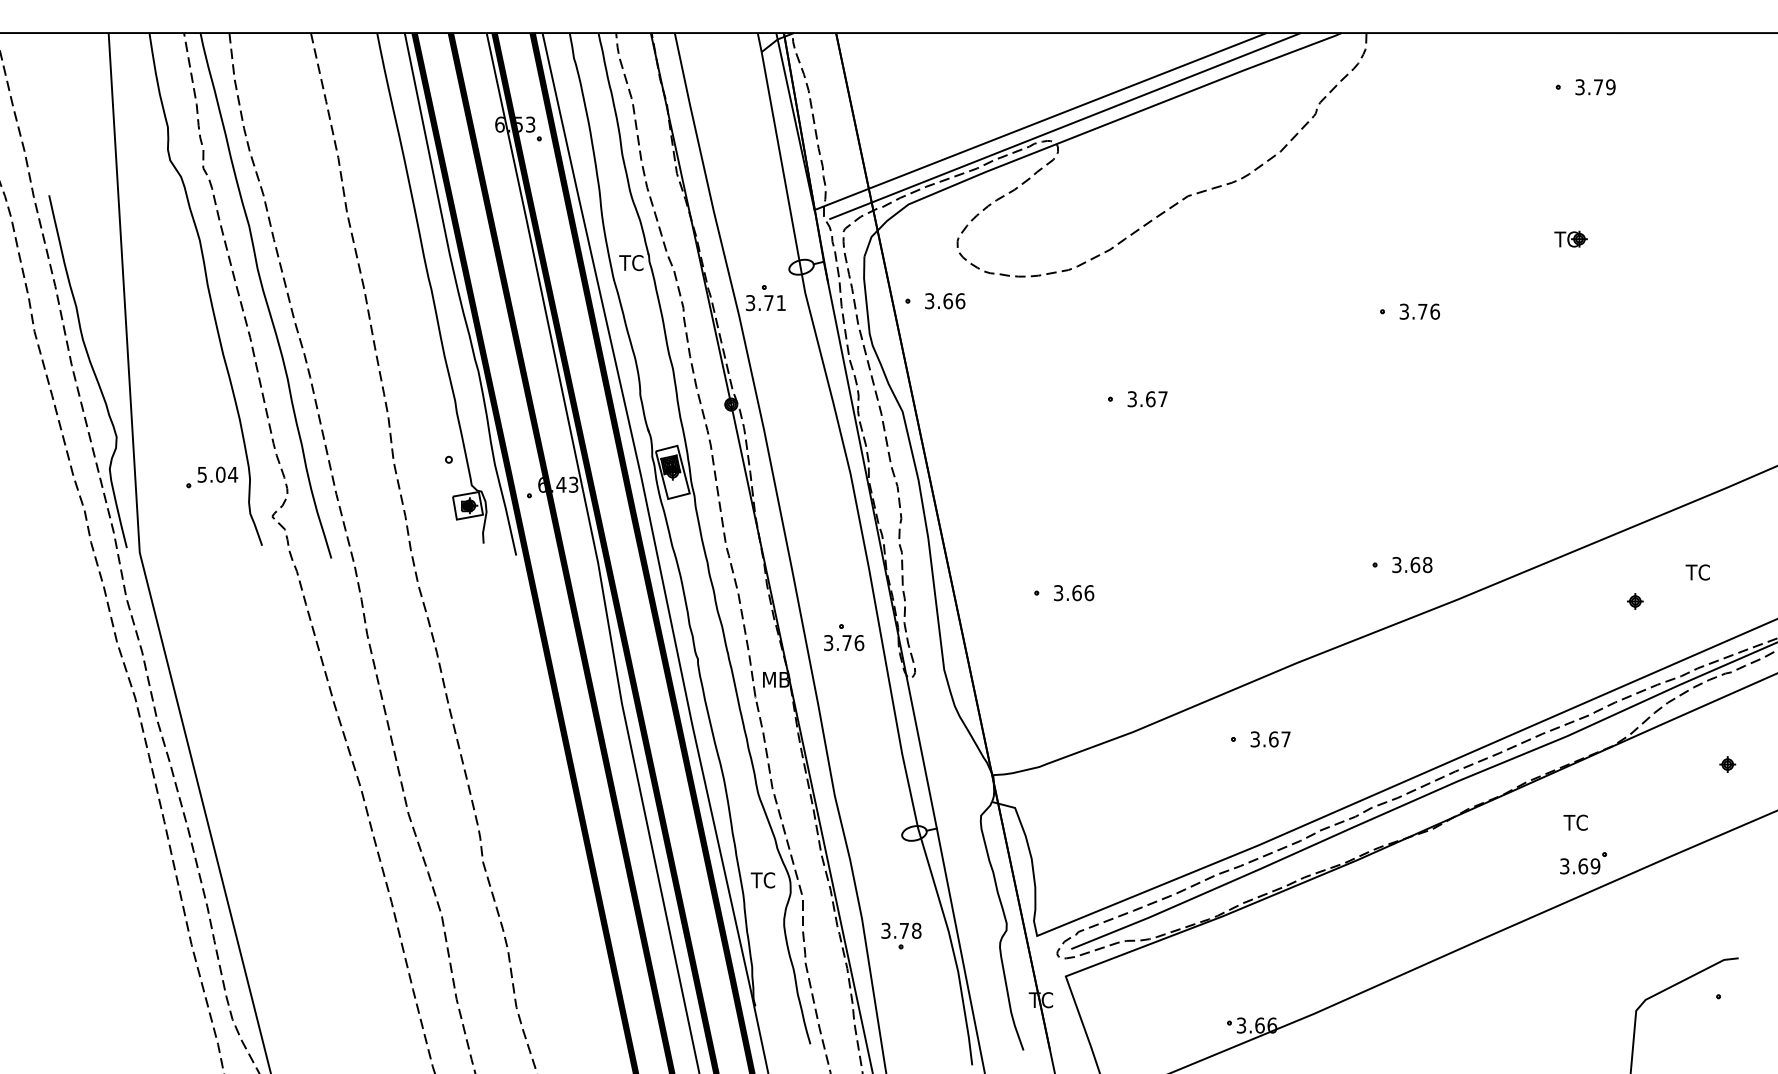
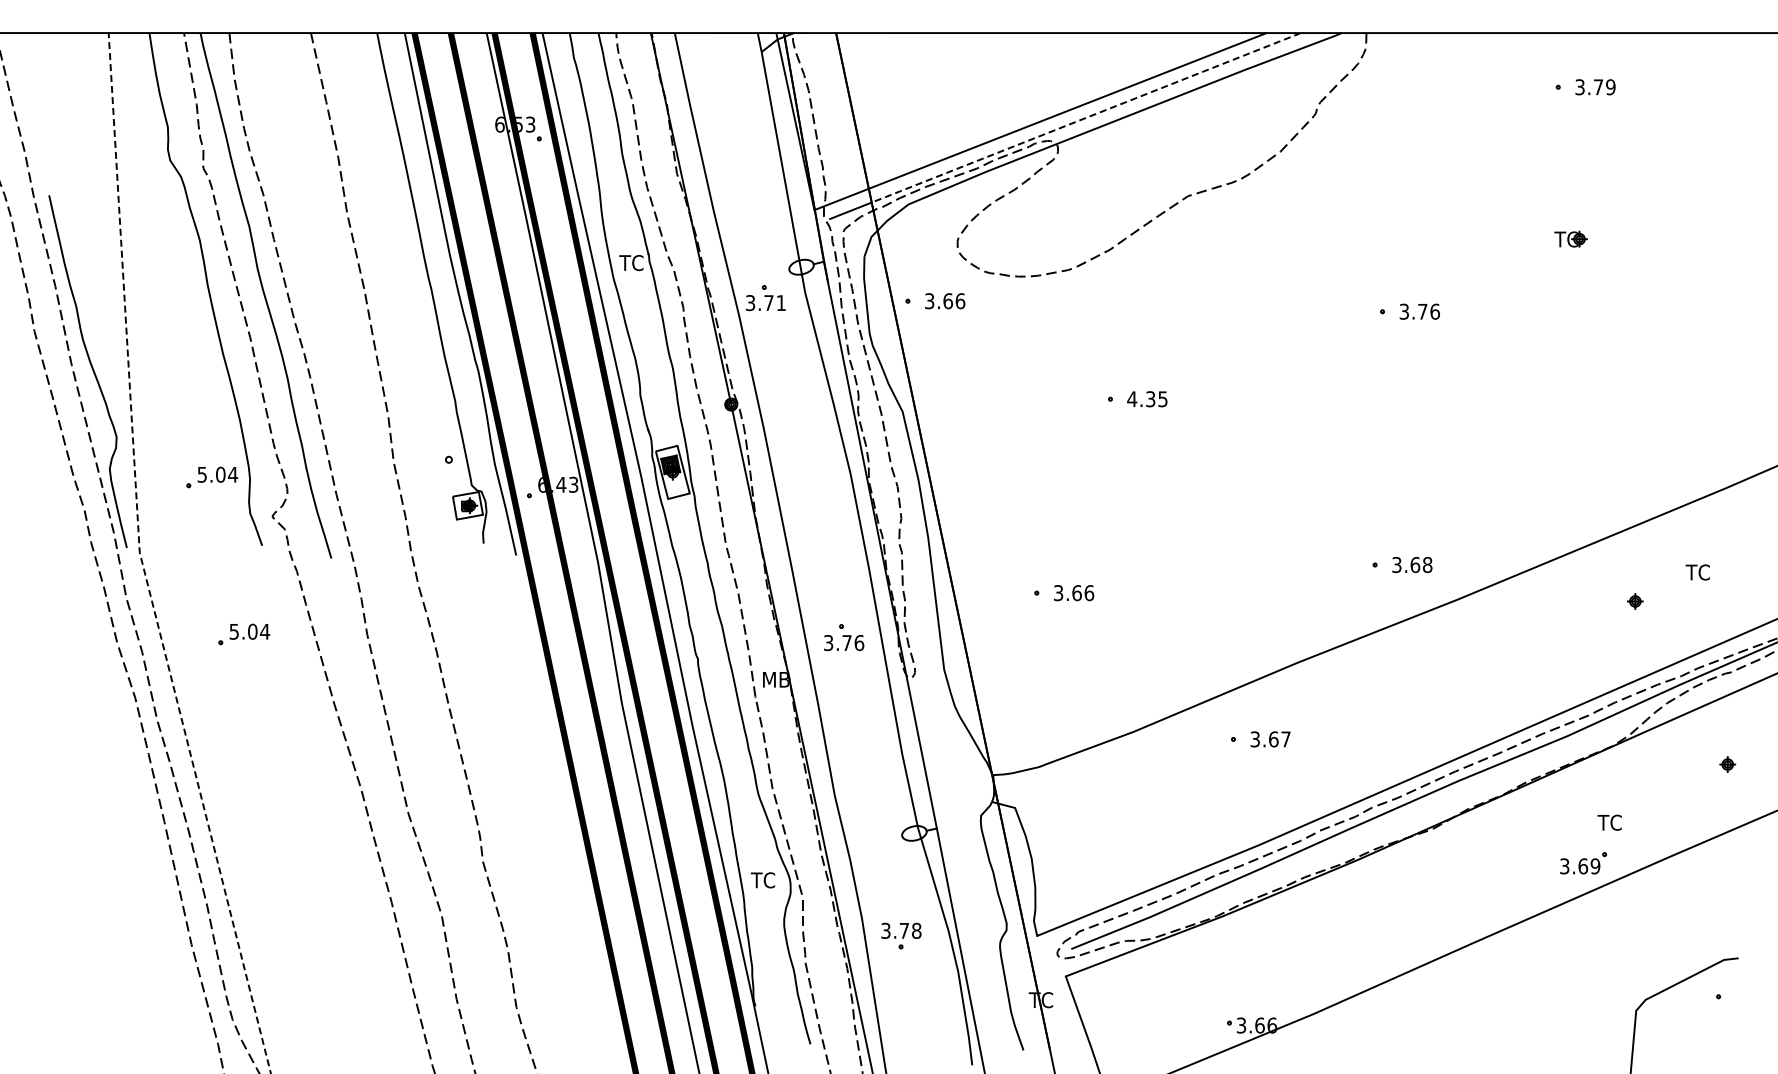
line: solid -> dashed (1086, 117)
text: 3.67 -> 4.35 (1147, 399)
line: solid -> dashed (141, 559)
part: none -> present (244, 634)
text position: (1575, 822) -> (1609, 822) (1609, 822)
